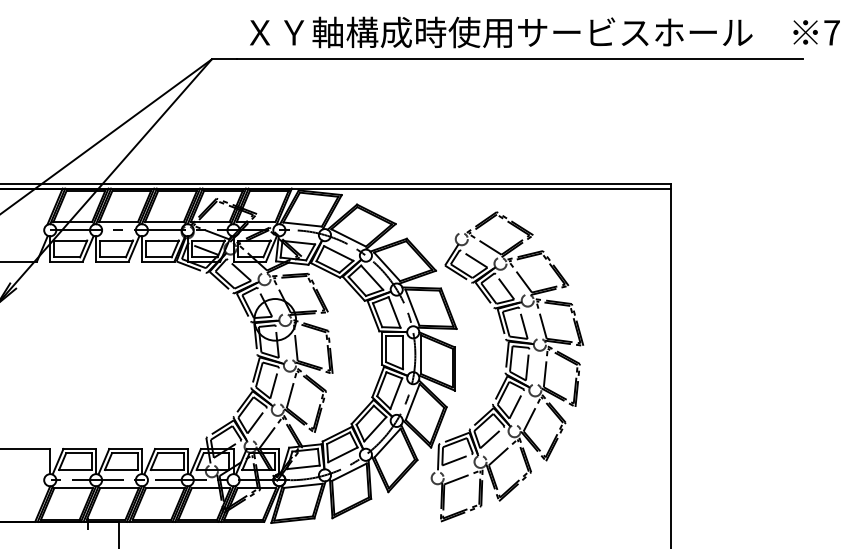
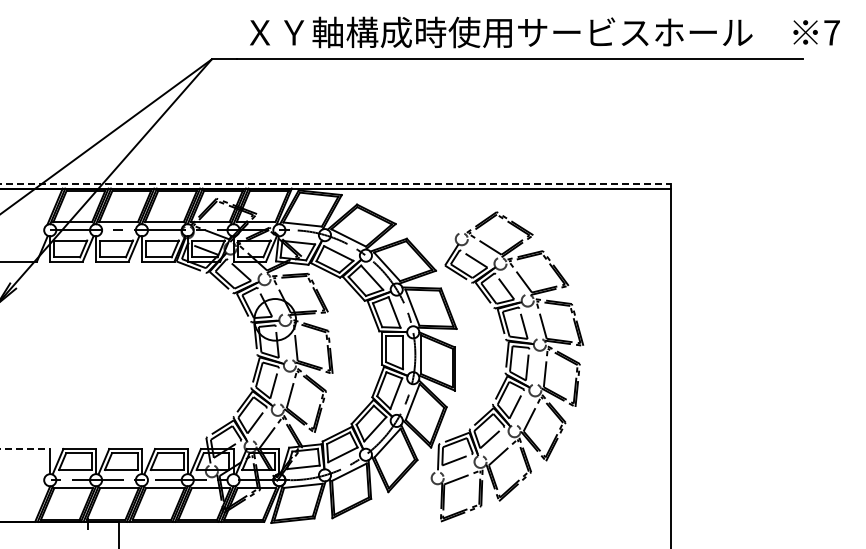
line: solid -> dashed (336, 184)
line: solid -> dashed (25, 448)
